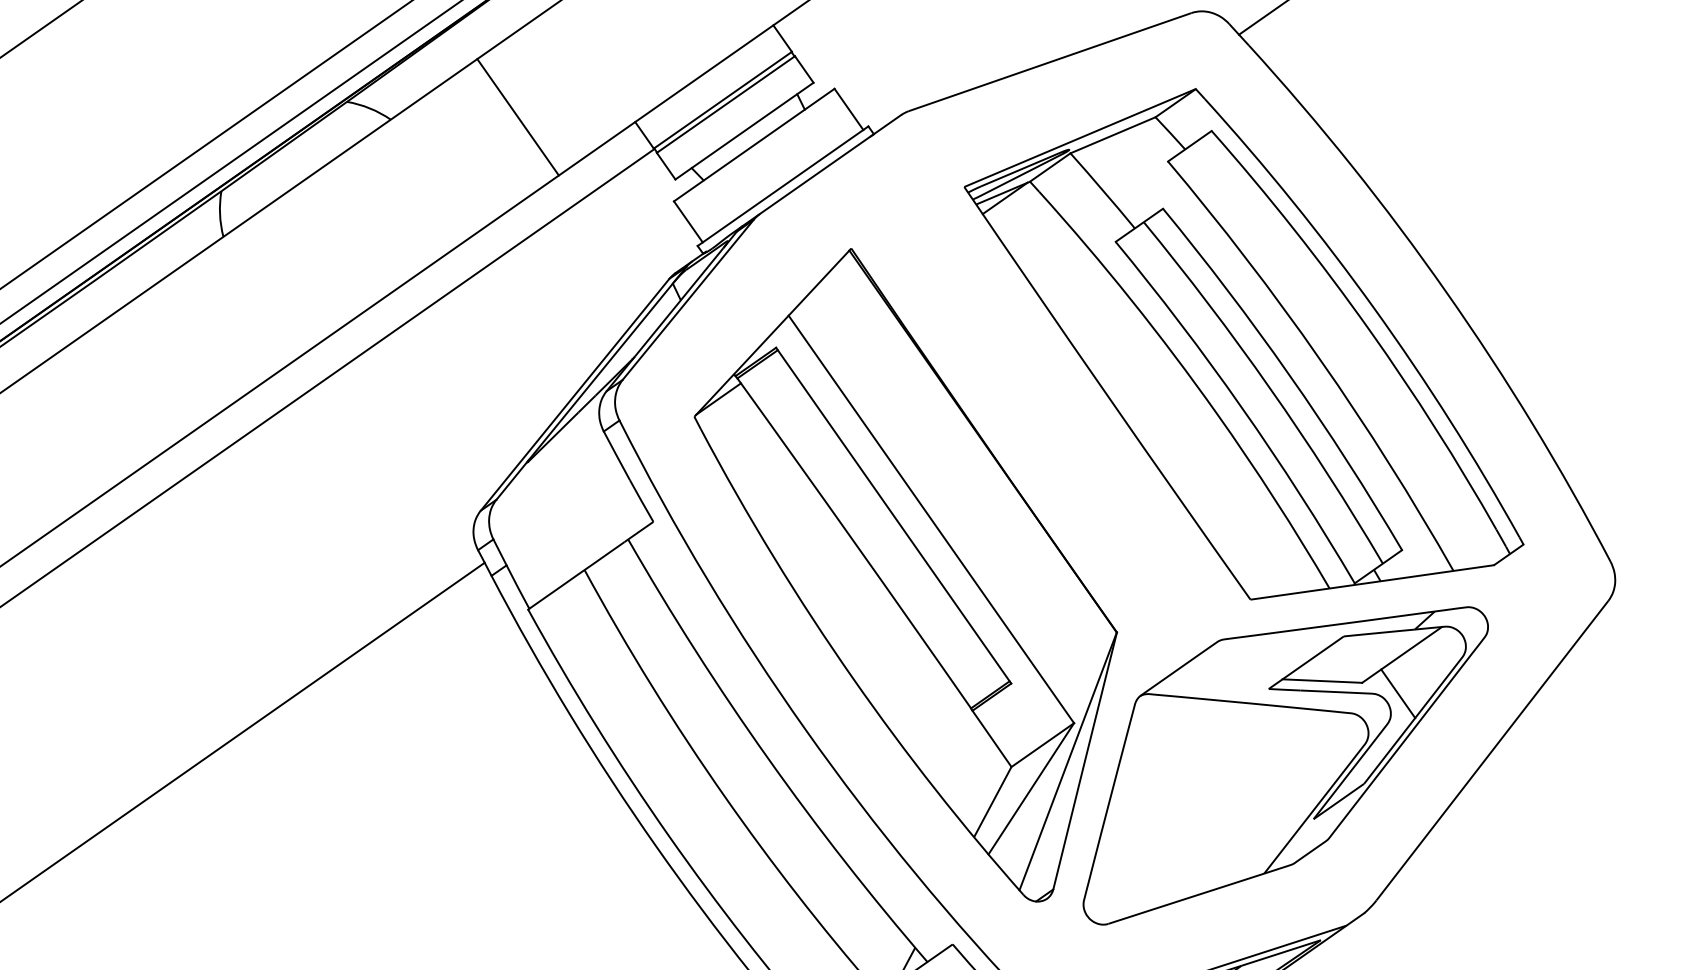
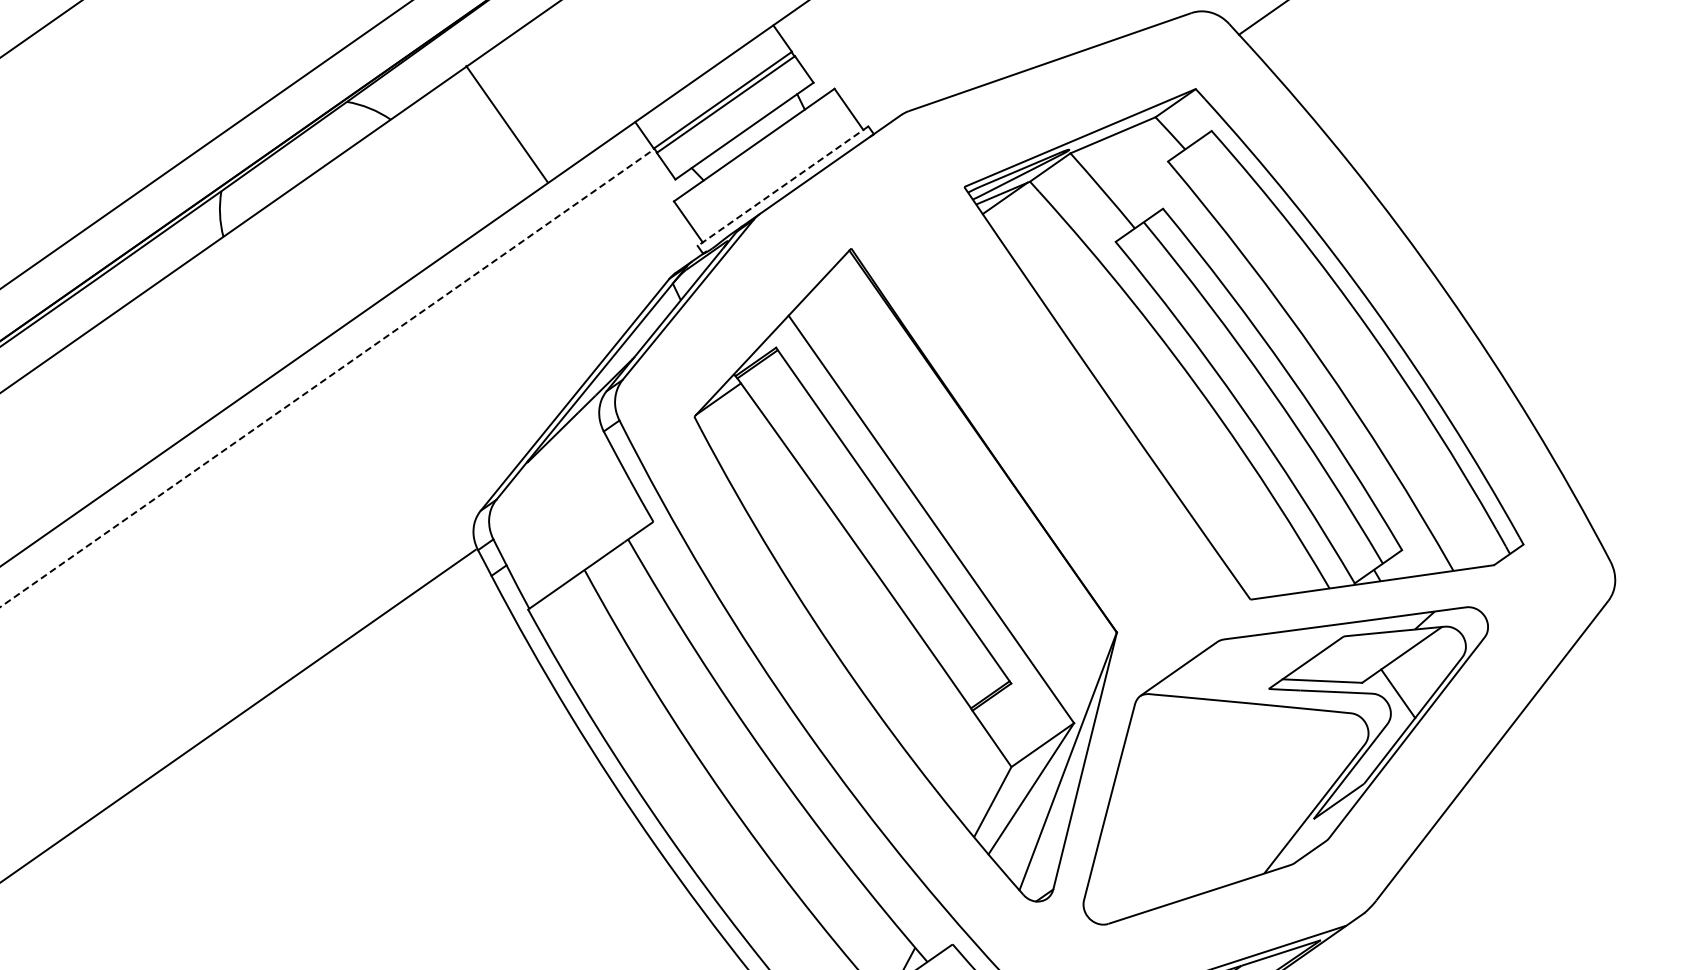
line position: (517, 117) -> (506, 124) (506, 124)
line: present -> none (230, 162)
line: solid -> dashed (782, 186)
line: solid -> dashed (327, 377)
line position: (243, 731) -> (238, 715) (238, 715)
